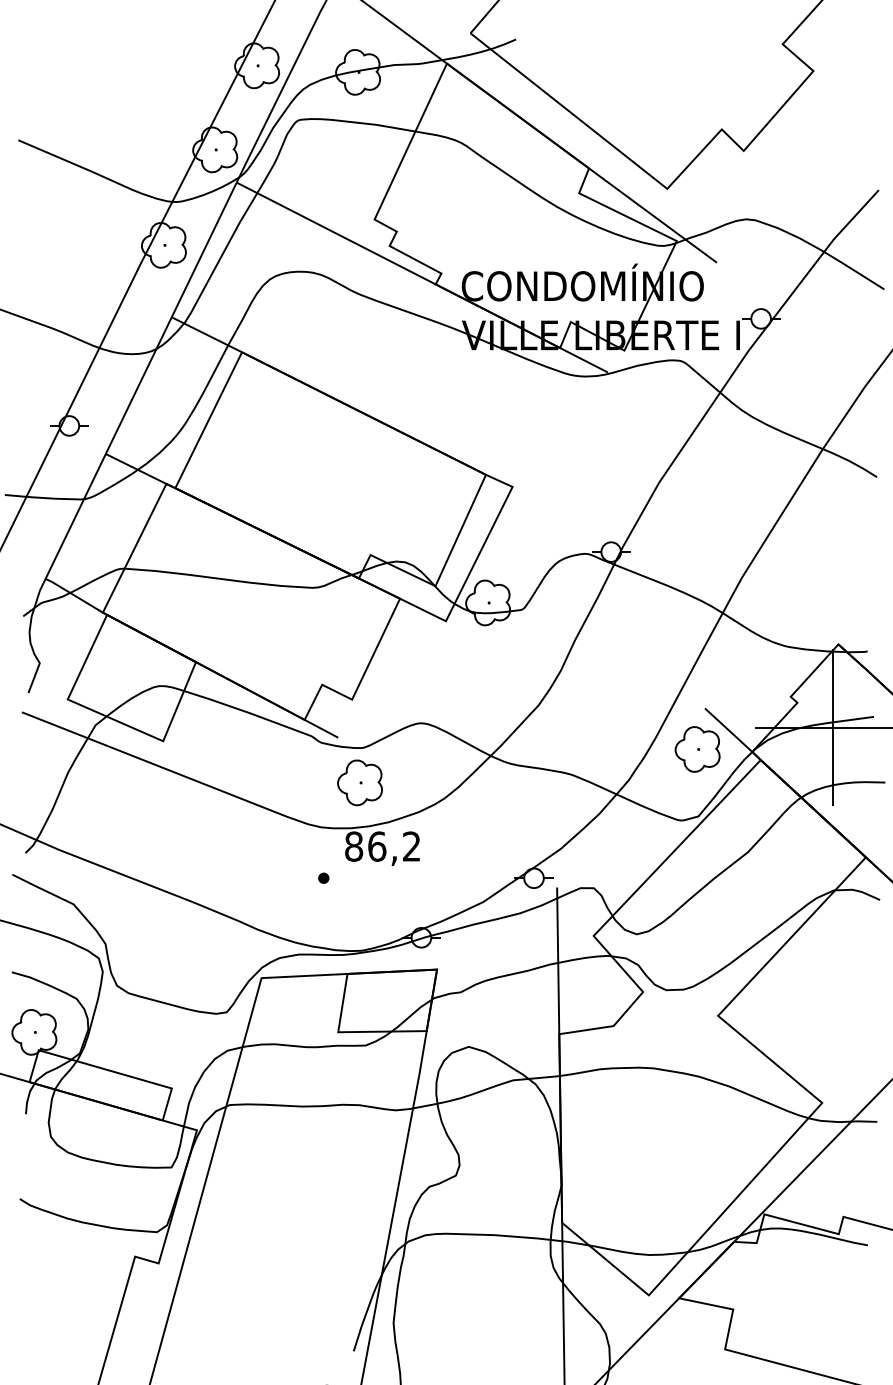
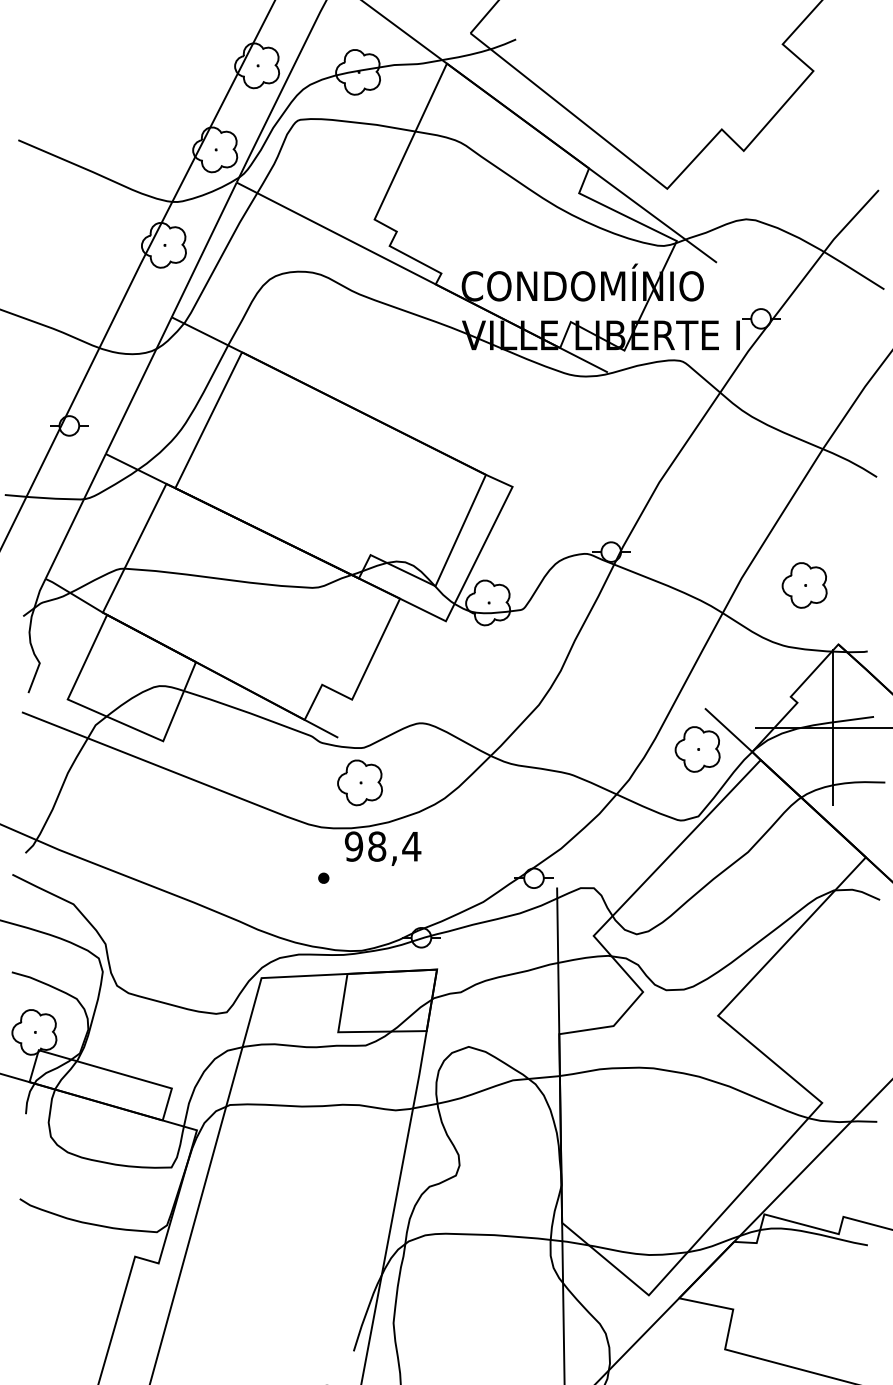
part: none -> present (804, 585)
text: 86,2 -> 98,4 (382, 846)
